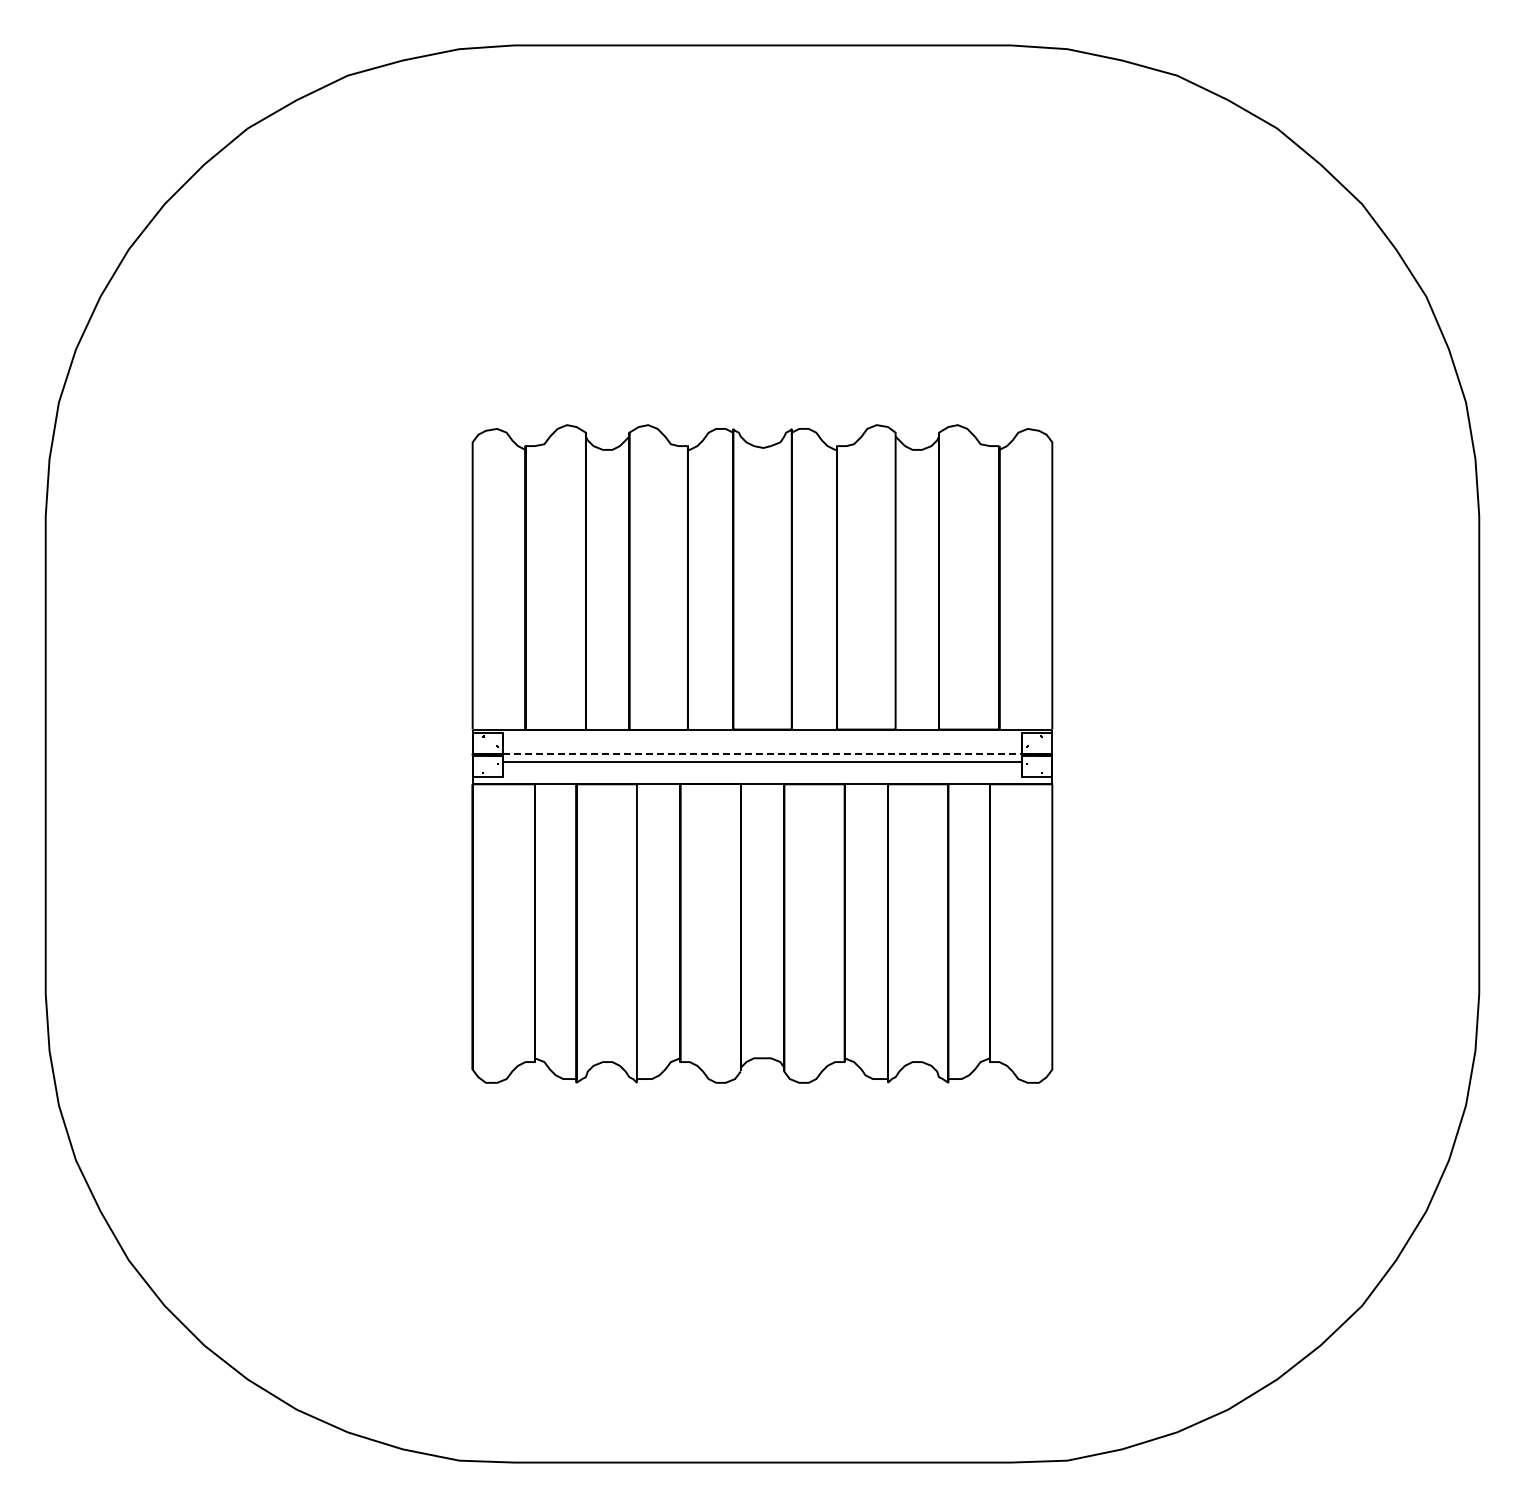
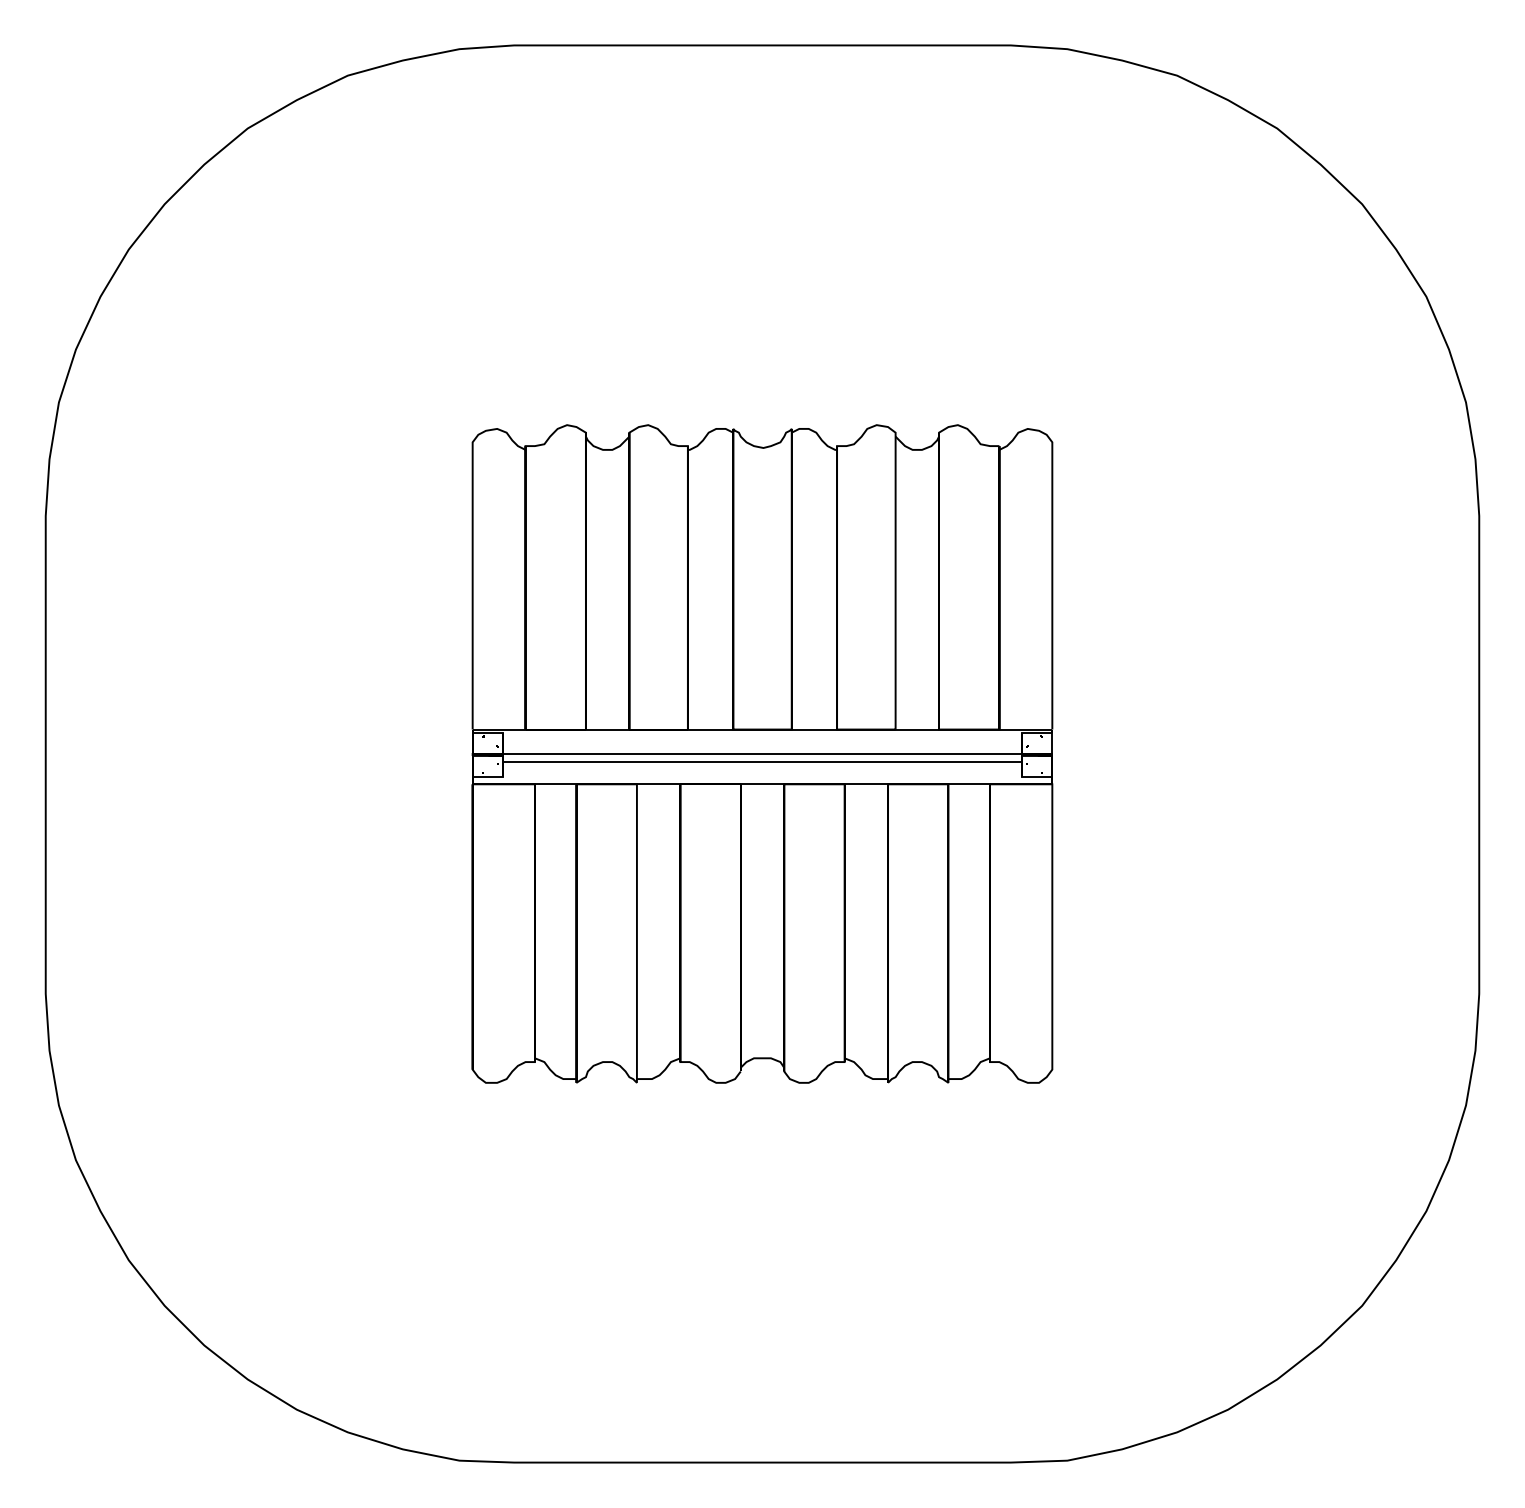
line: dashed -> solid (762, 754)
